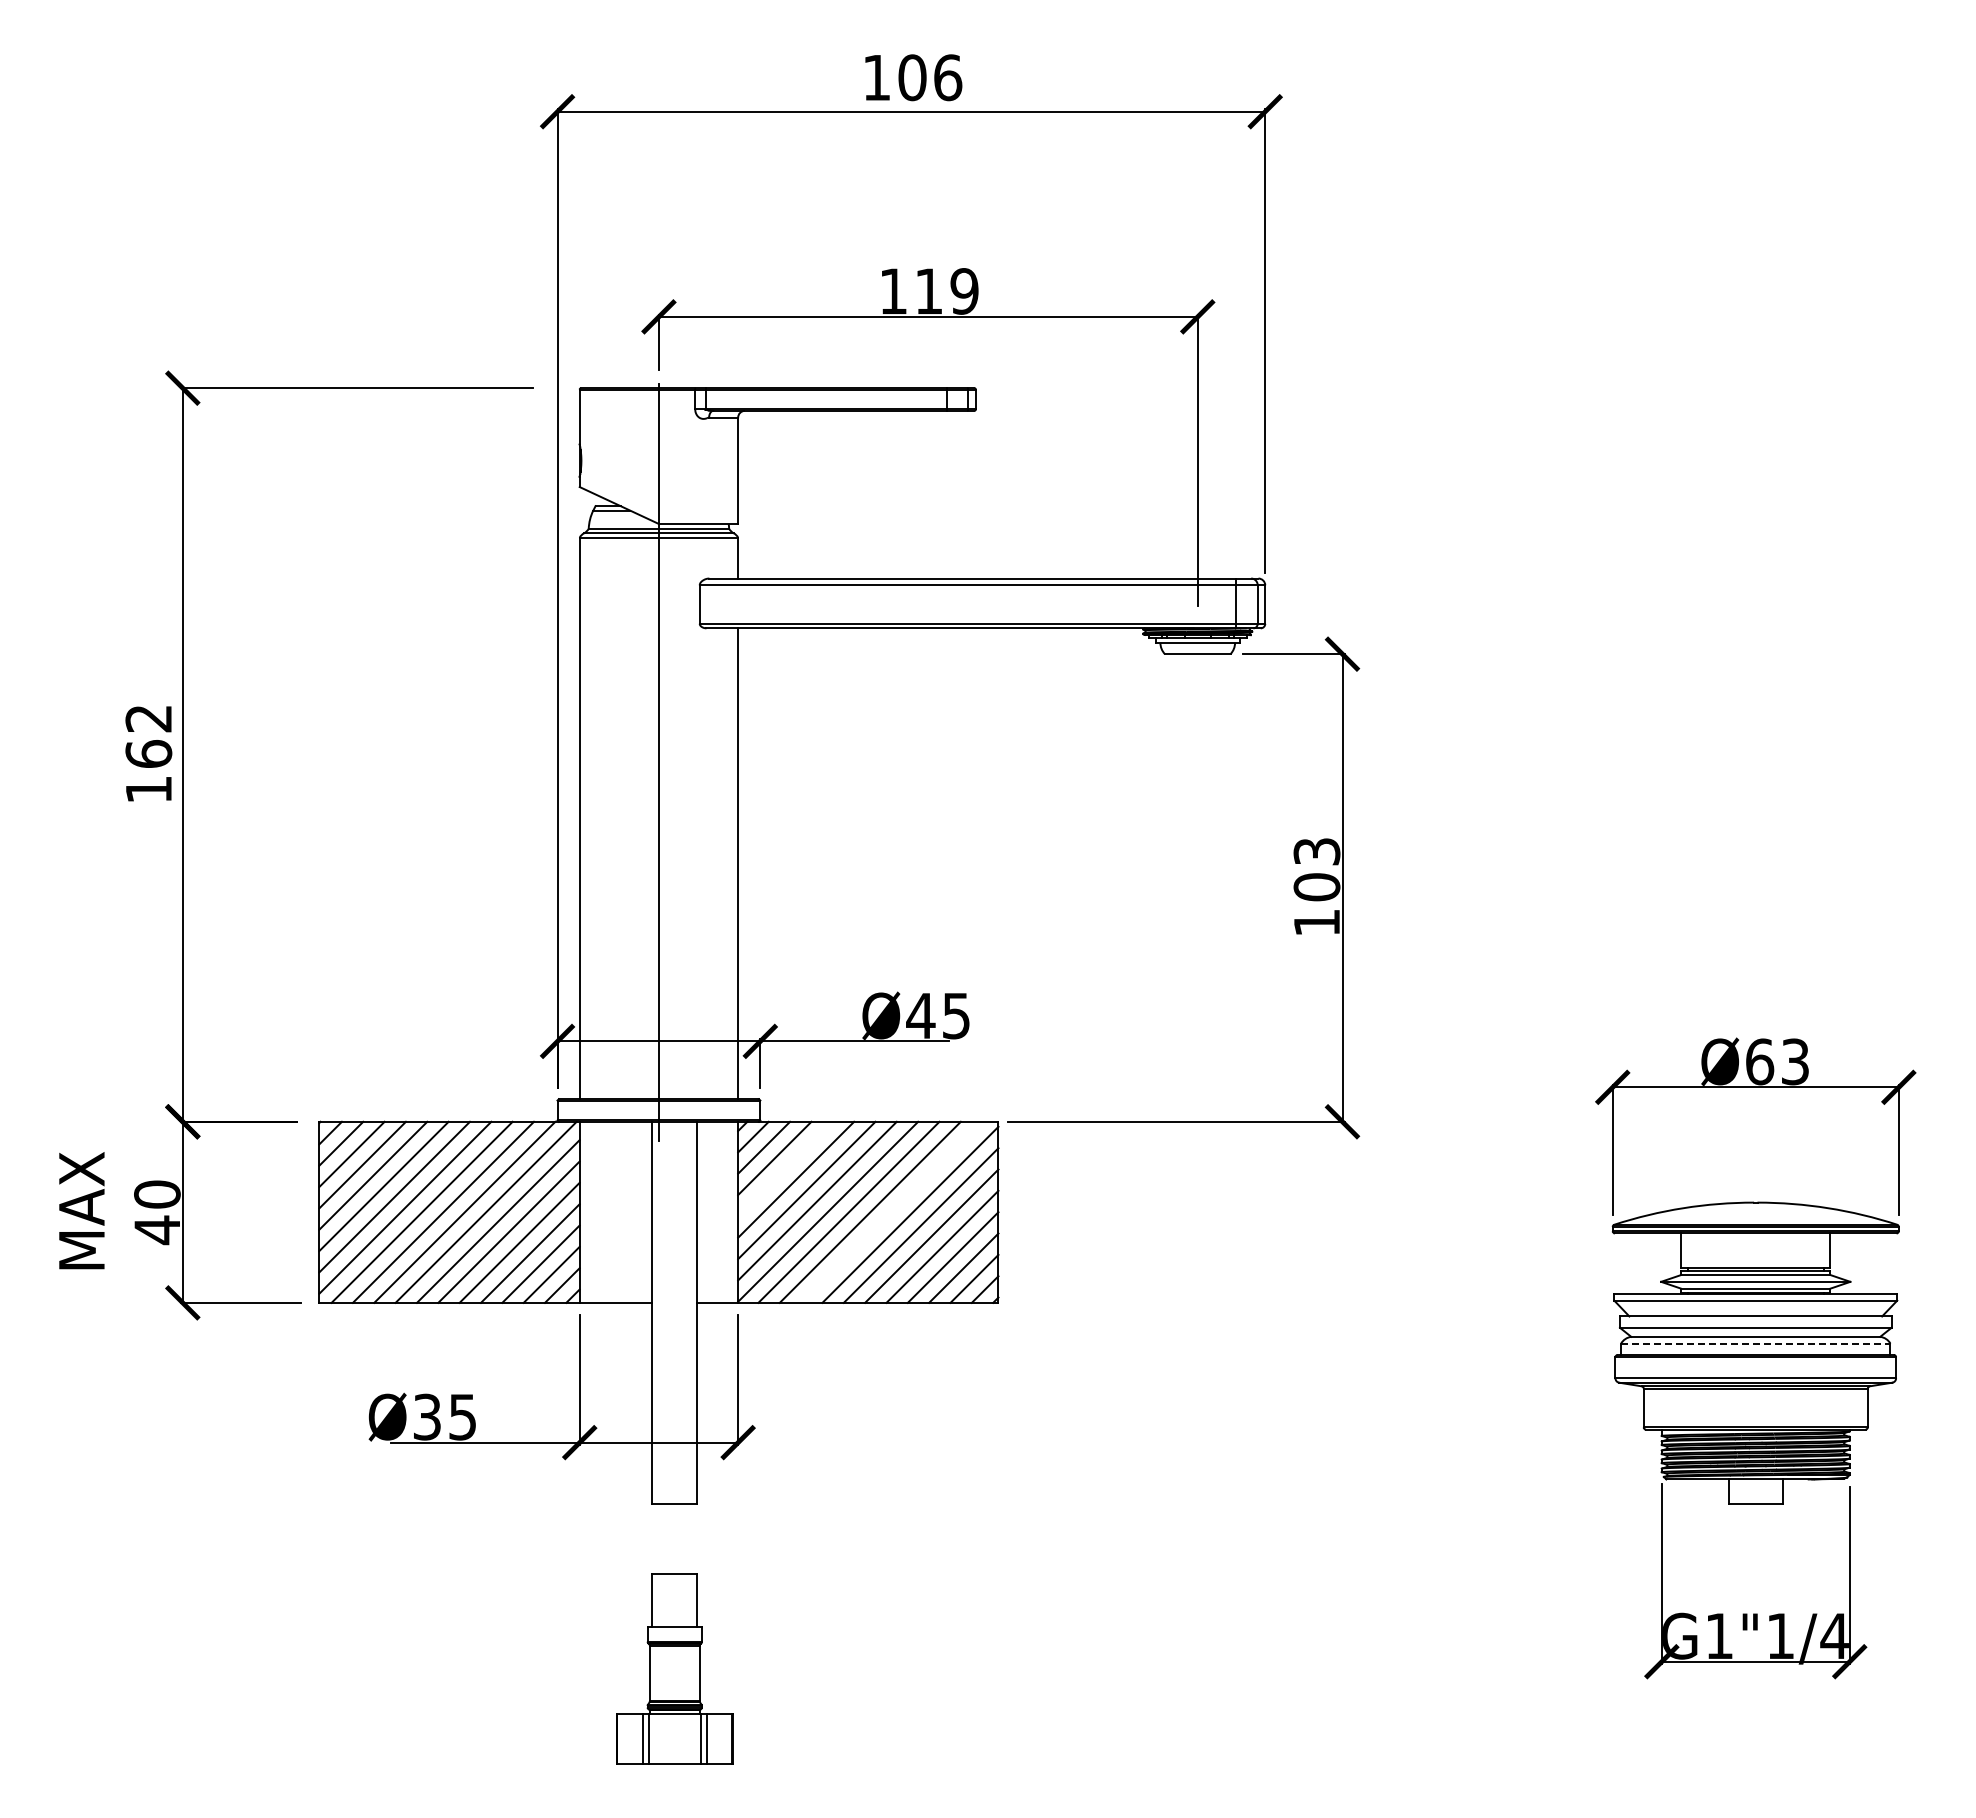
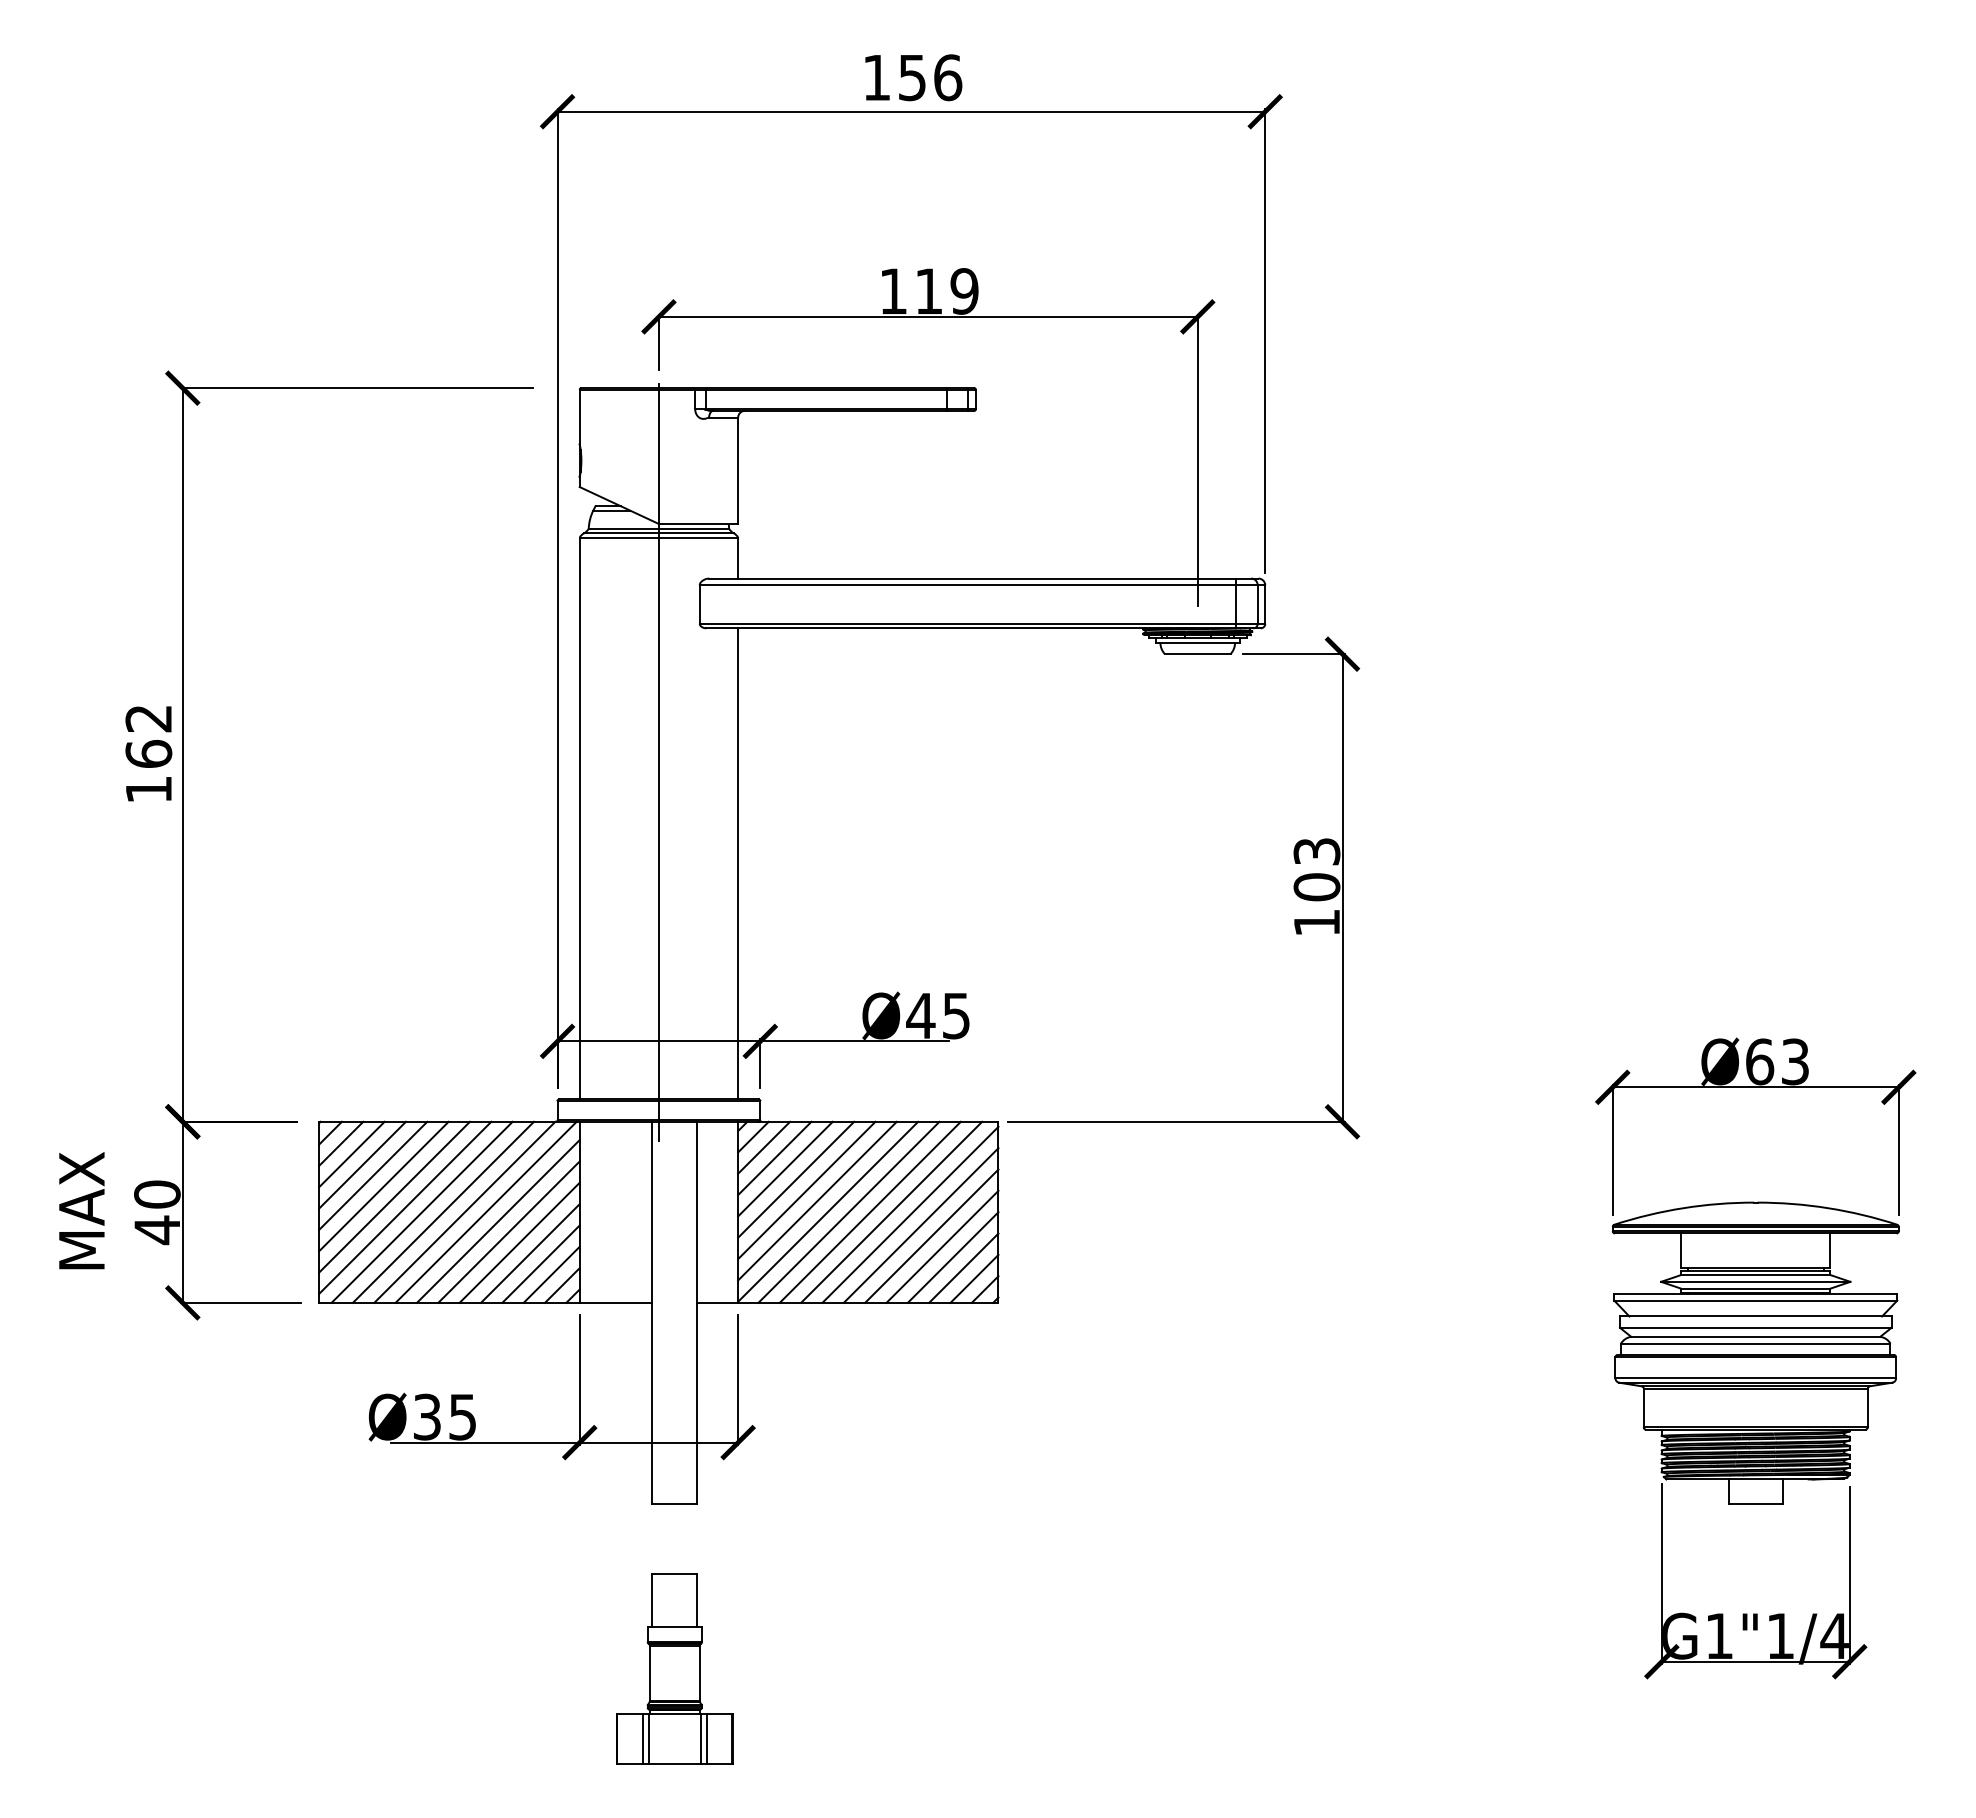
text: 106 -> 156 (912, 77)
line: none -> present (785, 1168)
line: none -> present (891, 1211)
line: dashed -> solid (1755, 1343)
